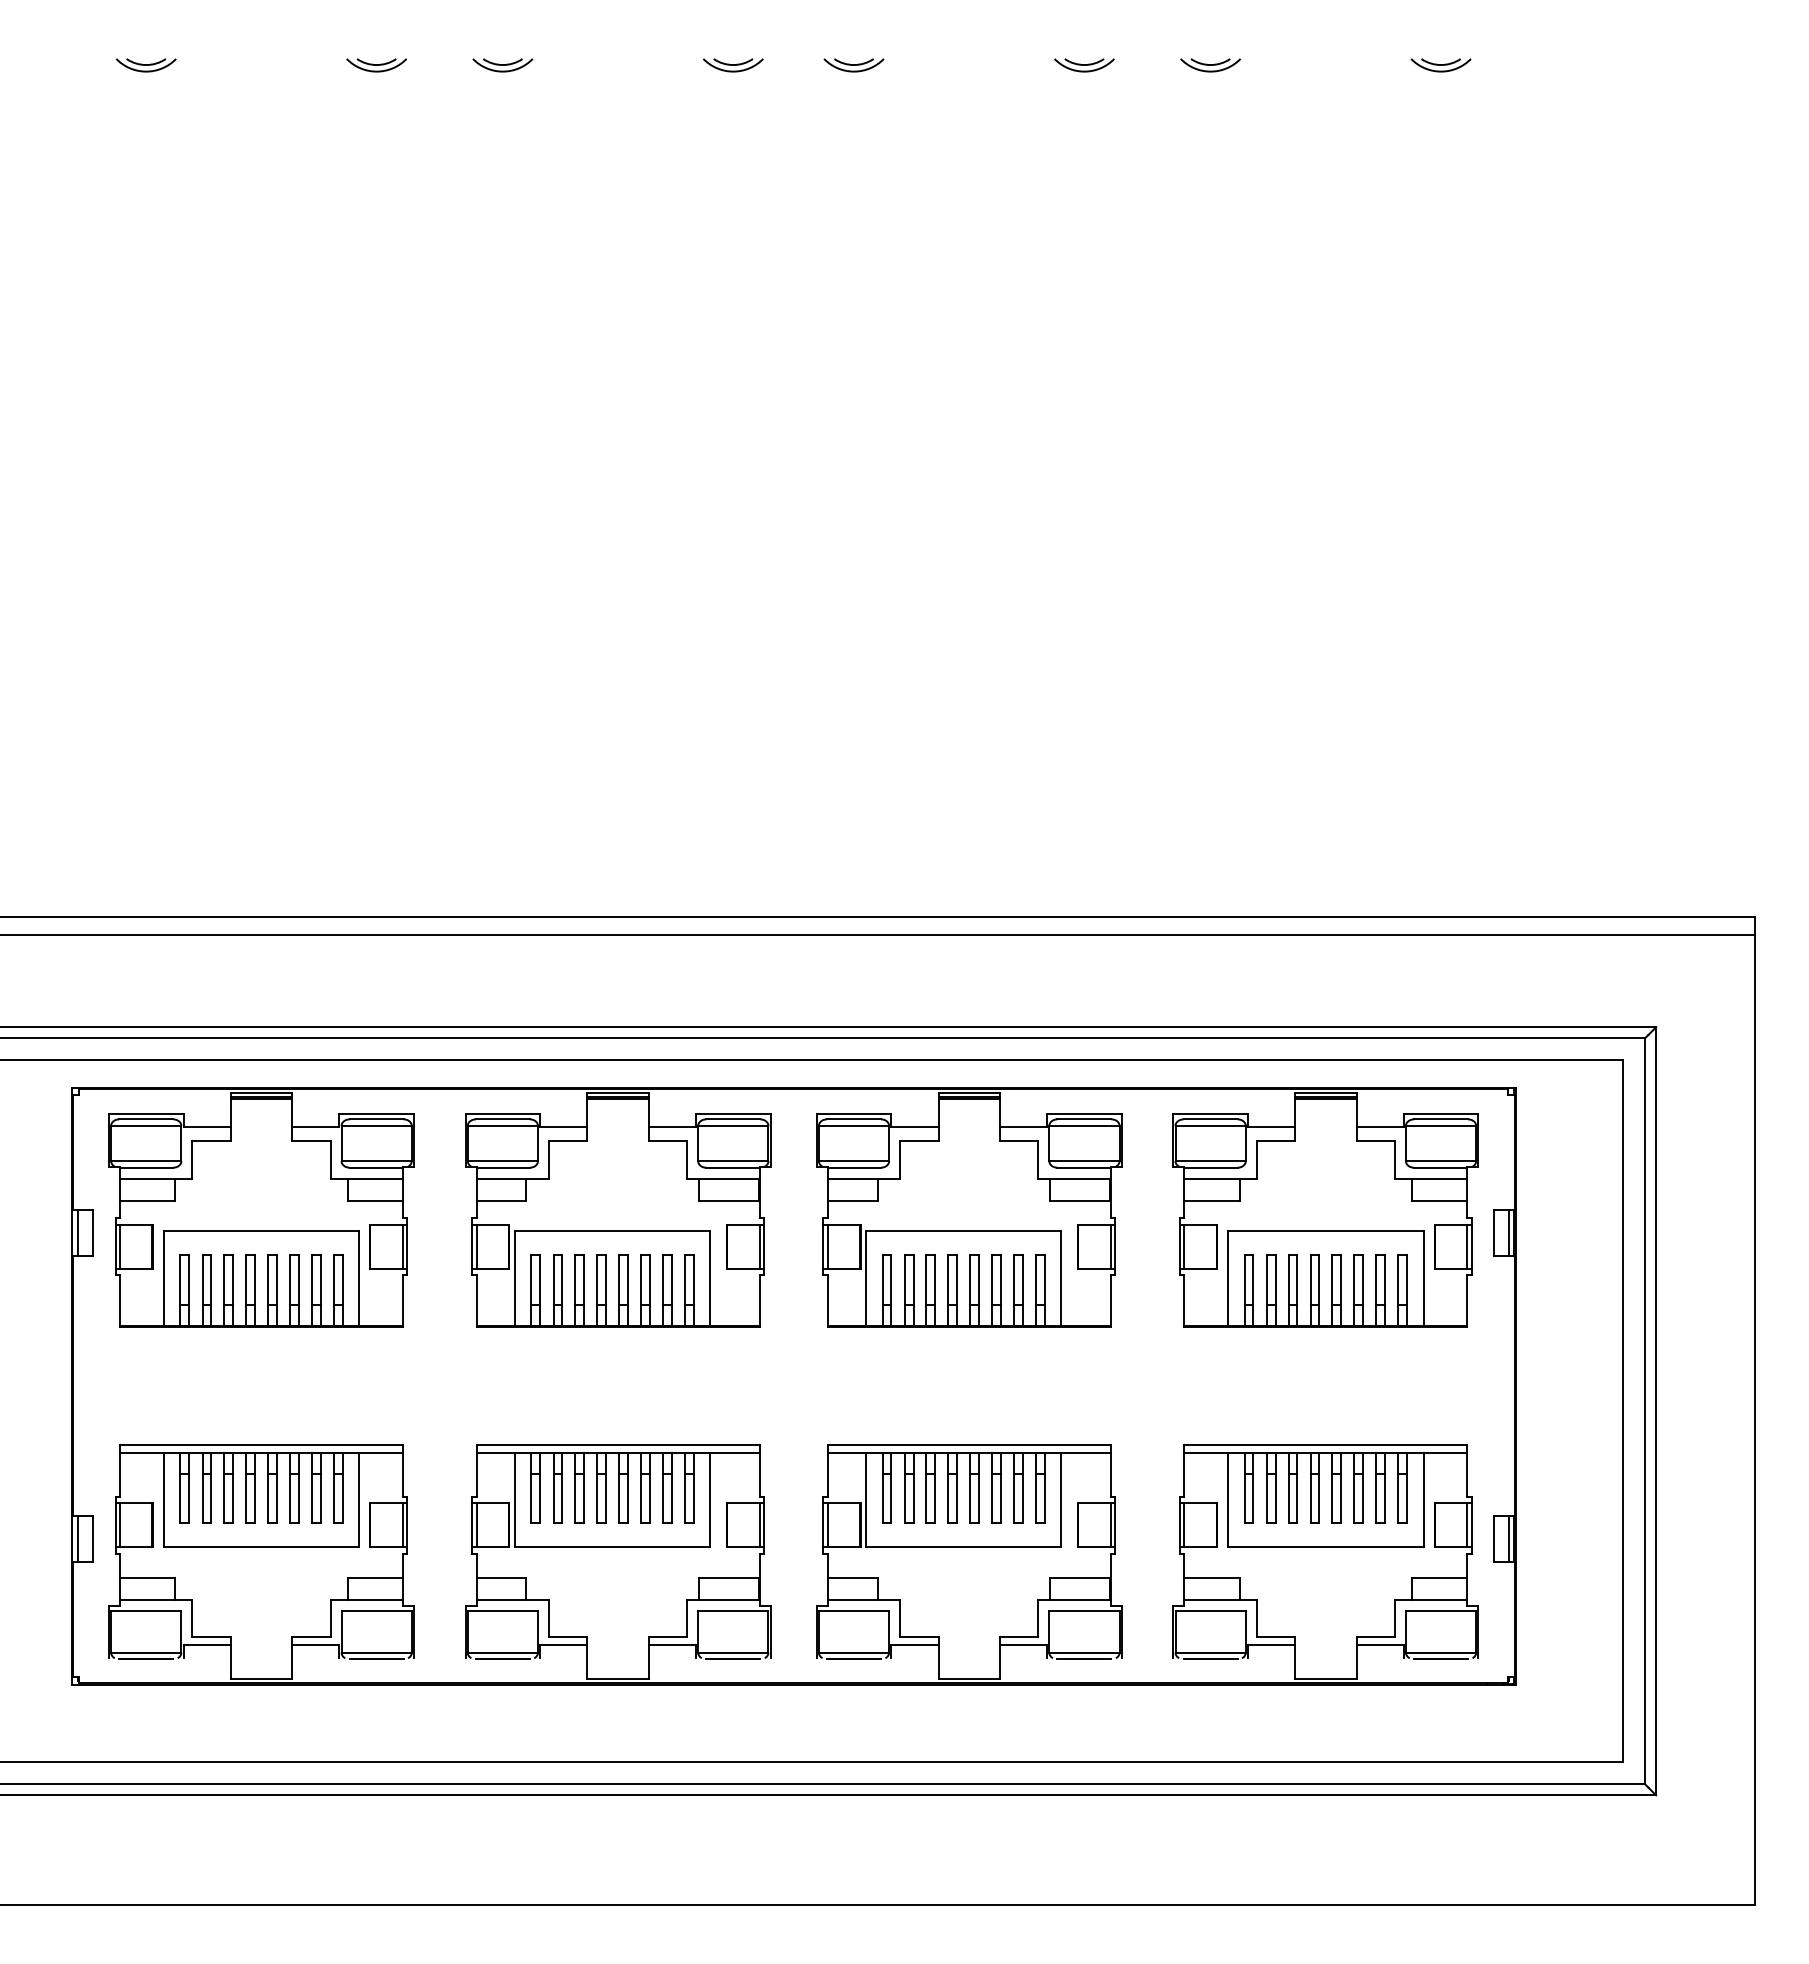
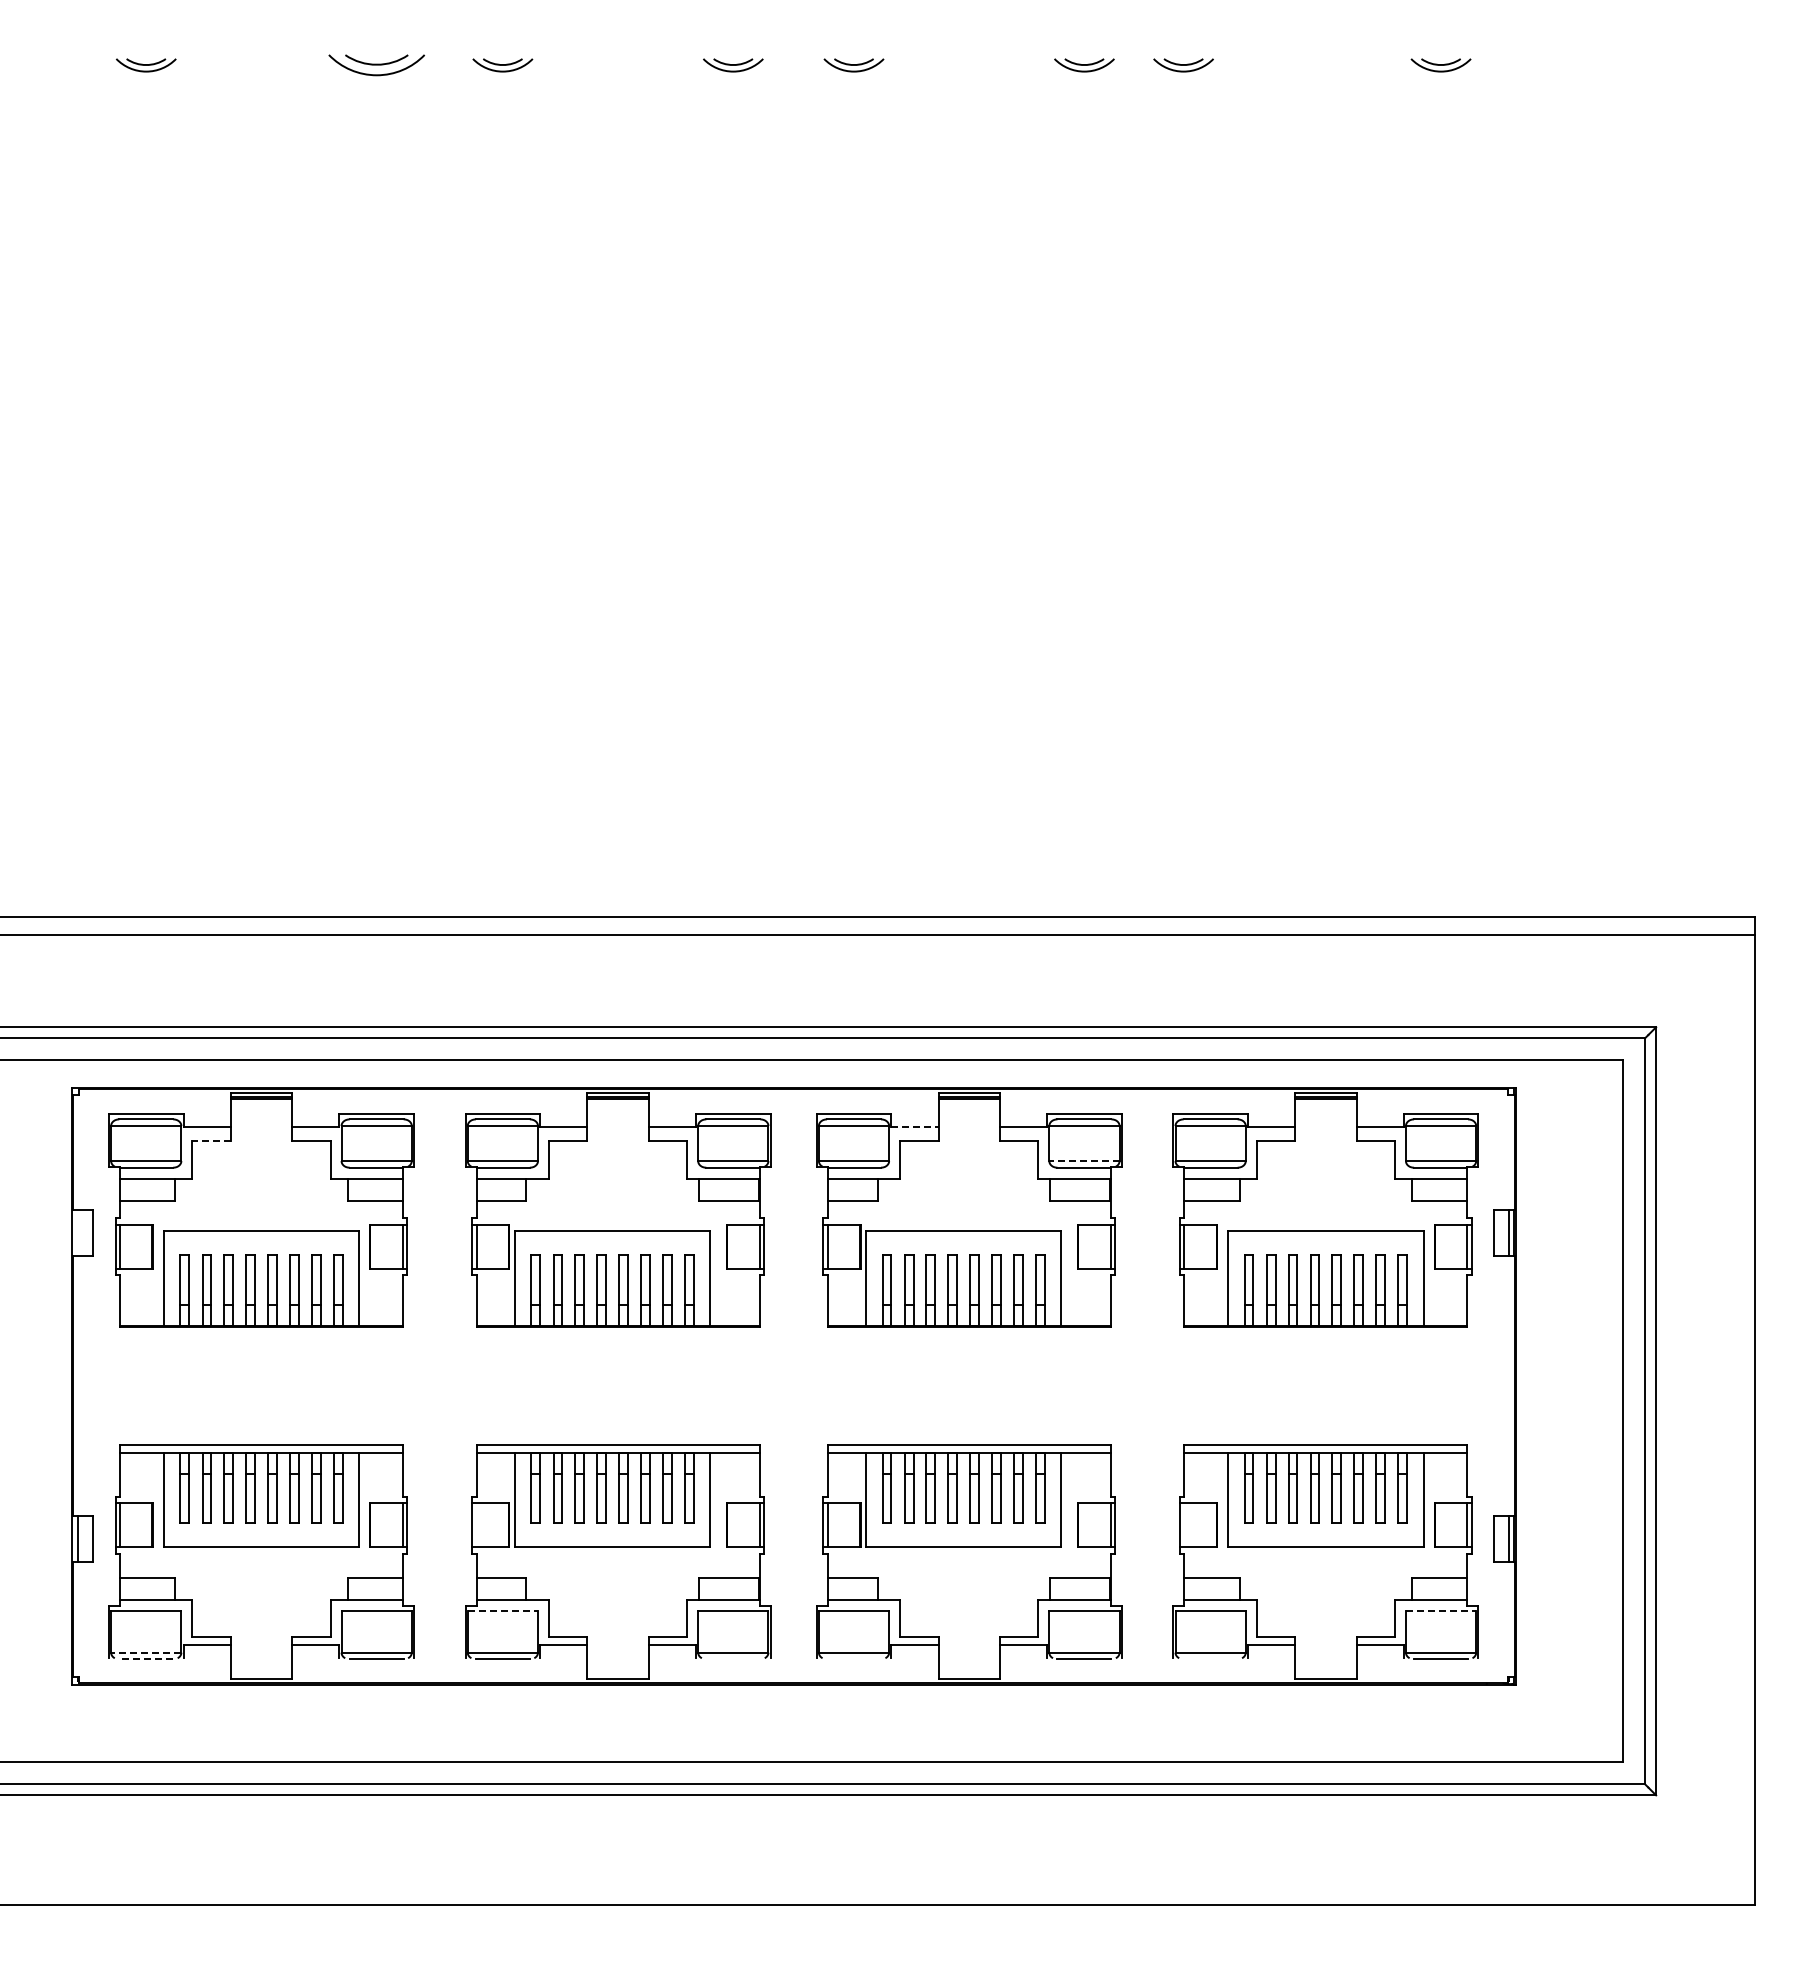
part size: 61x15 px -> 97x23 px (376, 65)
part position: (1210, 65) -> (1183, 65) (1183, 65)
line: solid -> dashed (914, 1127)
line: solid -> dashed (211, 1141)
line: solid -> dashed (1083, 1161)
line: present -> none (78, 1232)
line: present -> none (476, 1525)
line: present -> none (1184, 1525)
line: solid -> dashed (503, 1611)
line: solid -> dashed (1441, 1611)
line: solid -> dashed (145, 1652)
line: solid -> dashed (145, 1659)
line: present -> none (733, 1659)
line: present -> none (854, 1659)
line: present -> none (1210, 1659)
